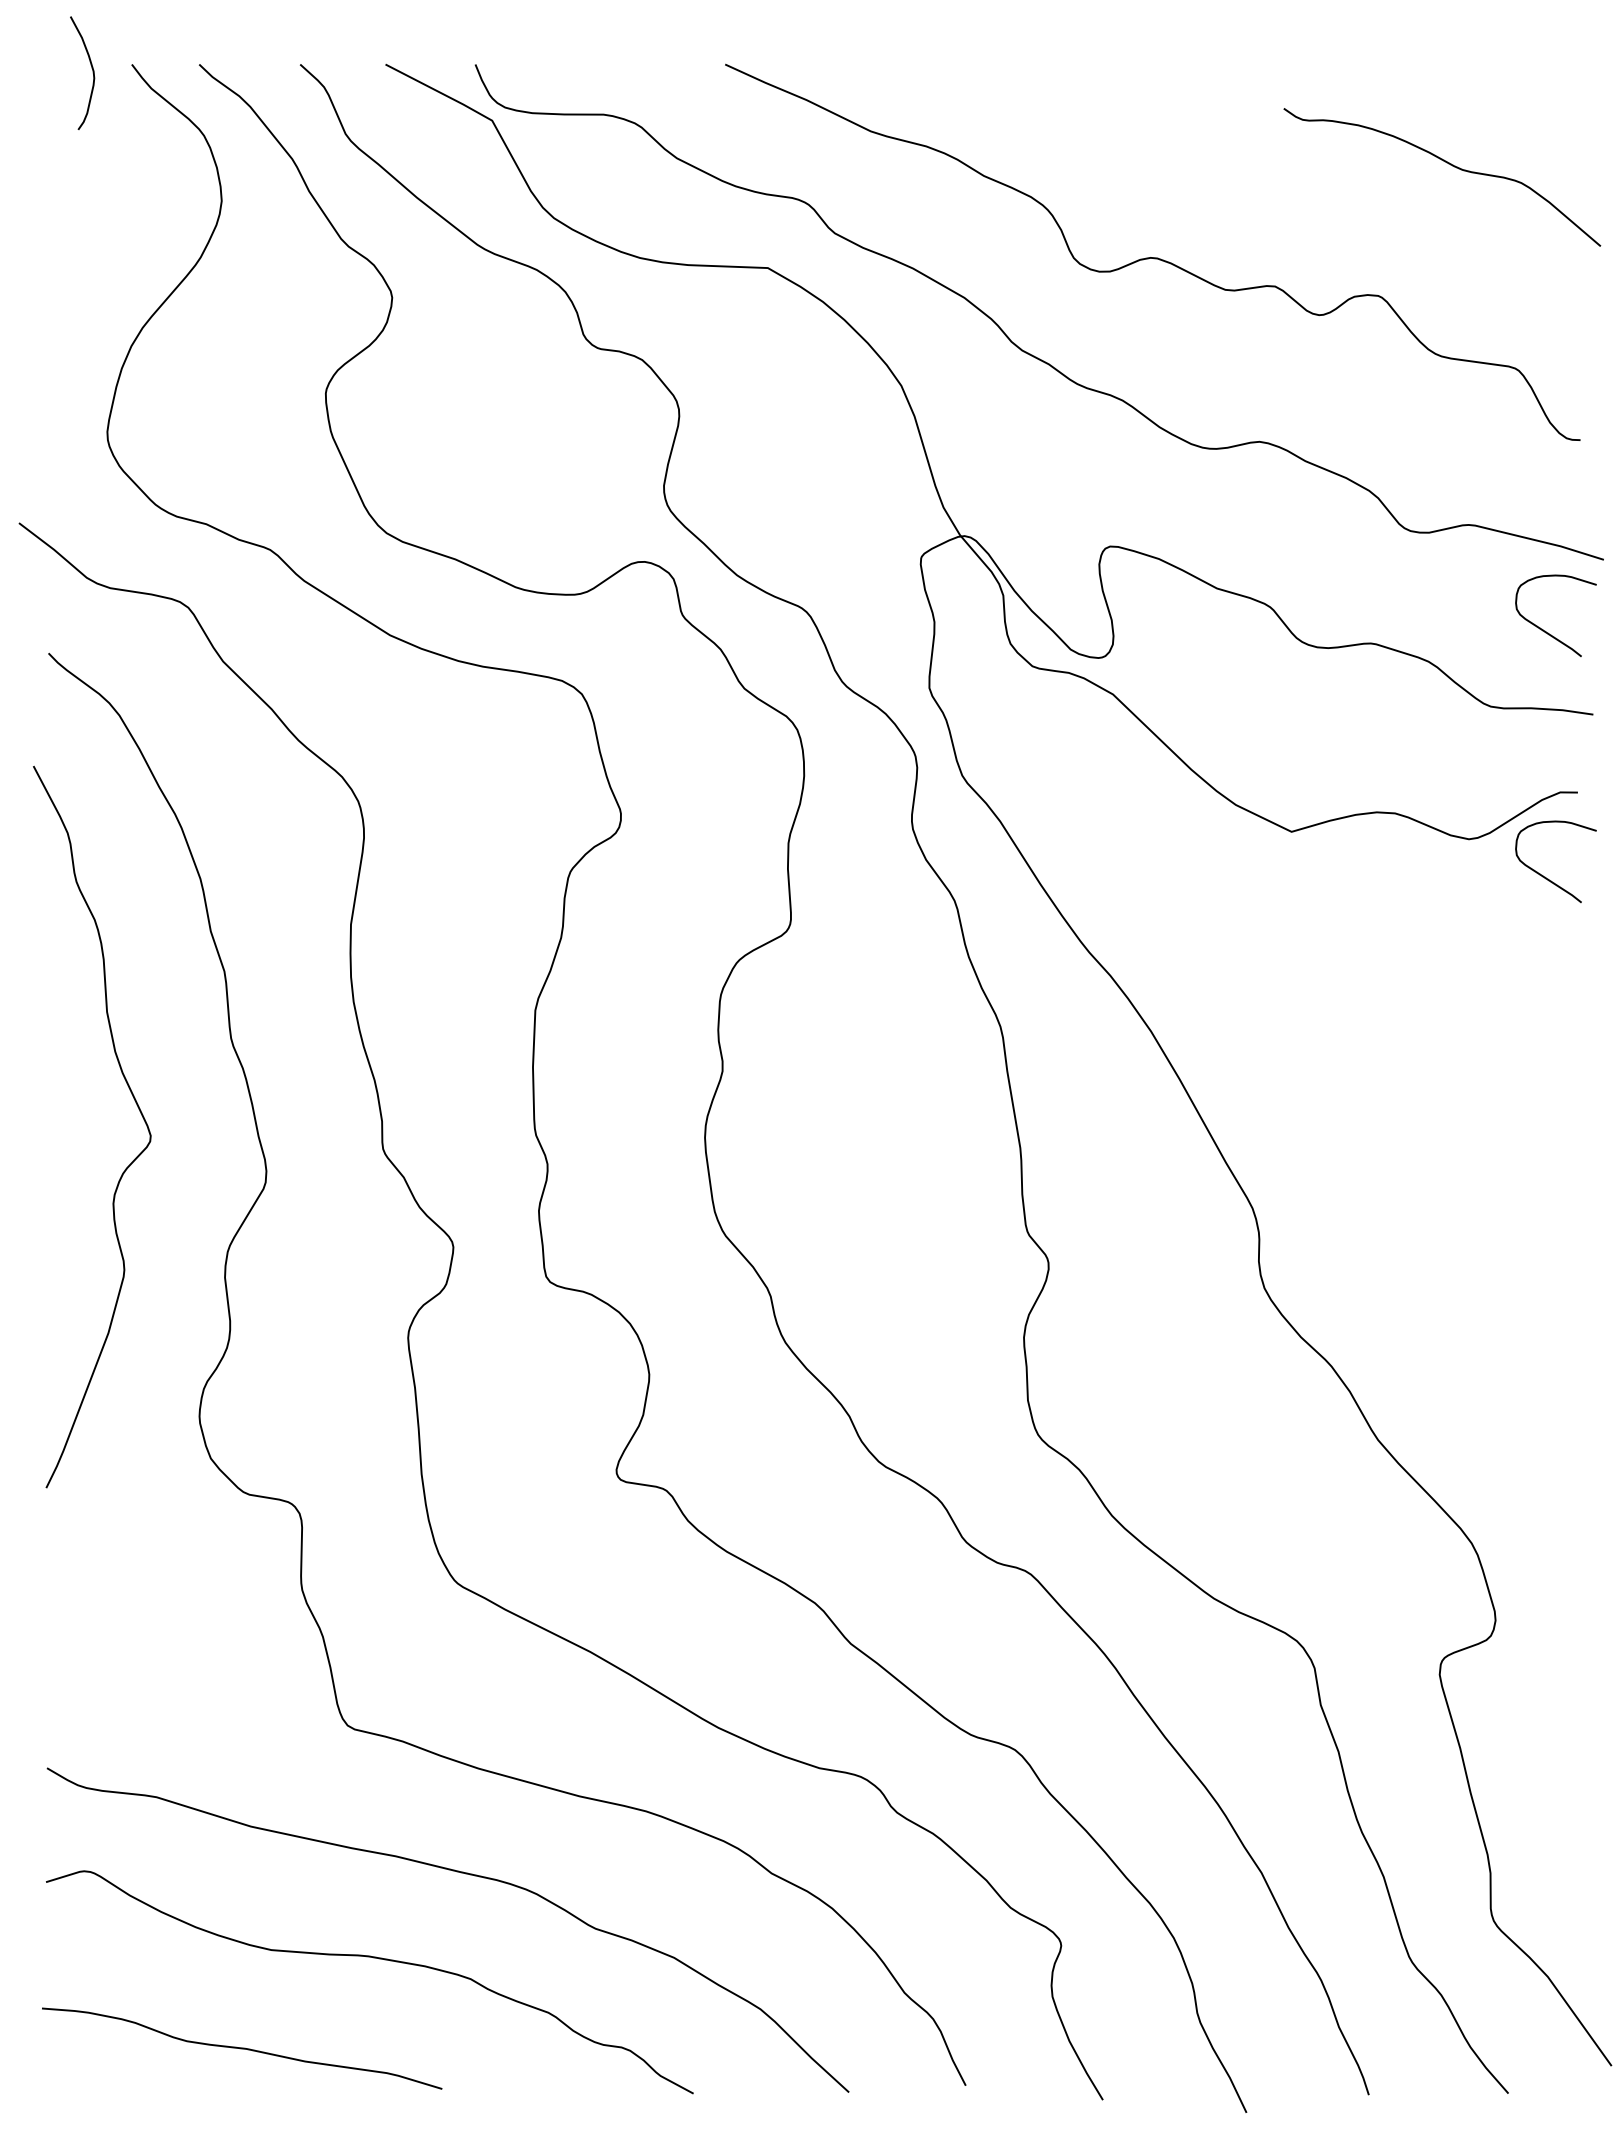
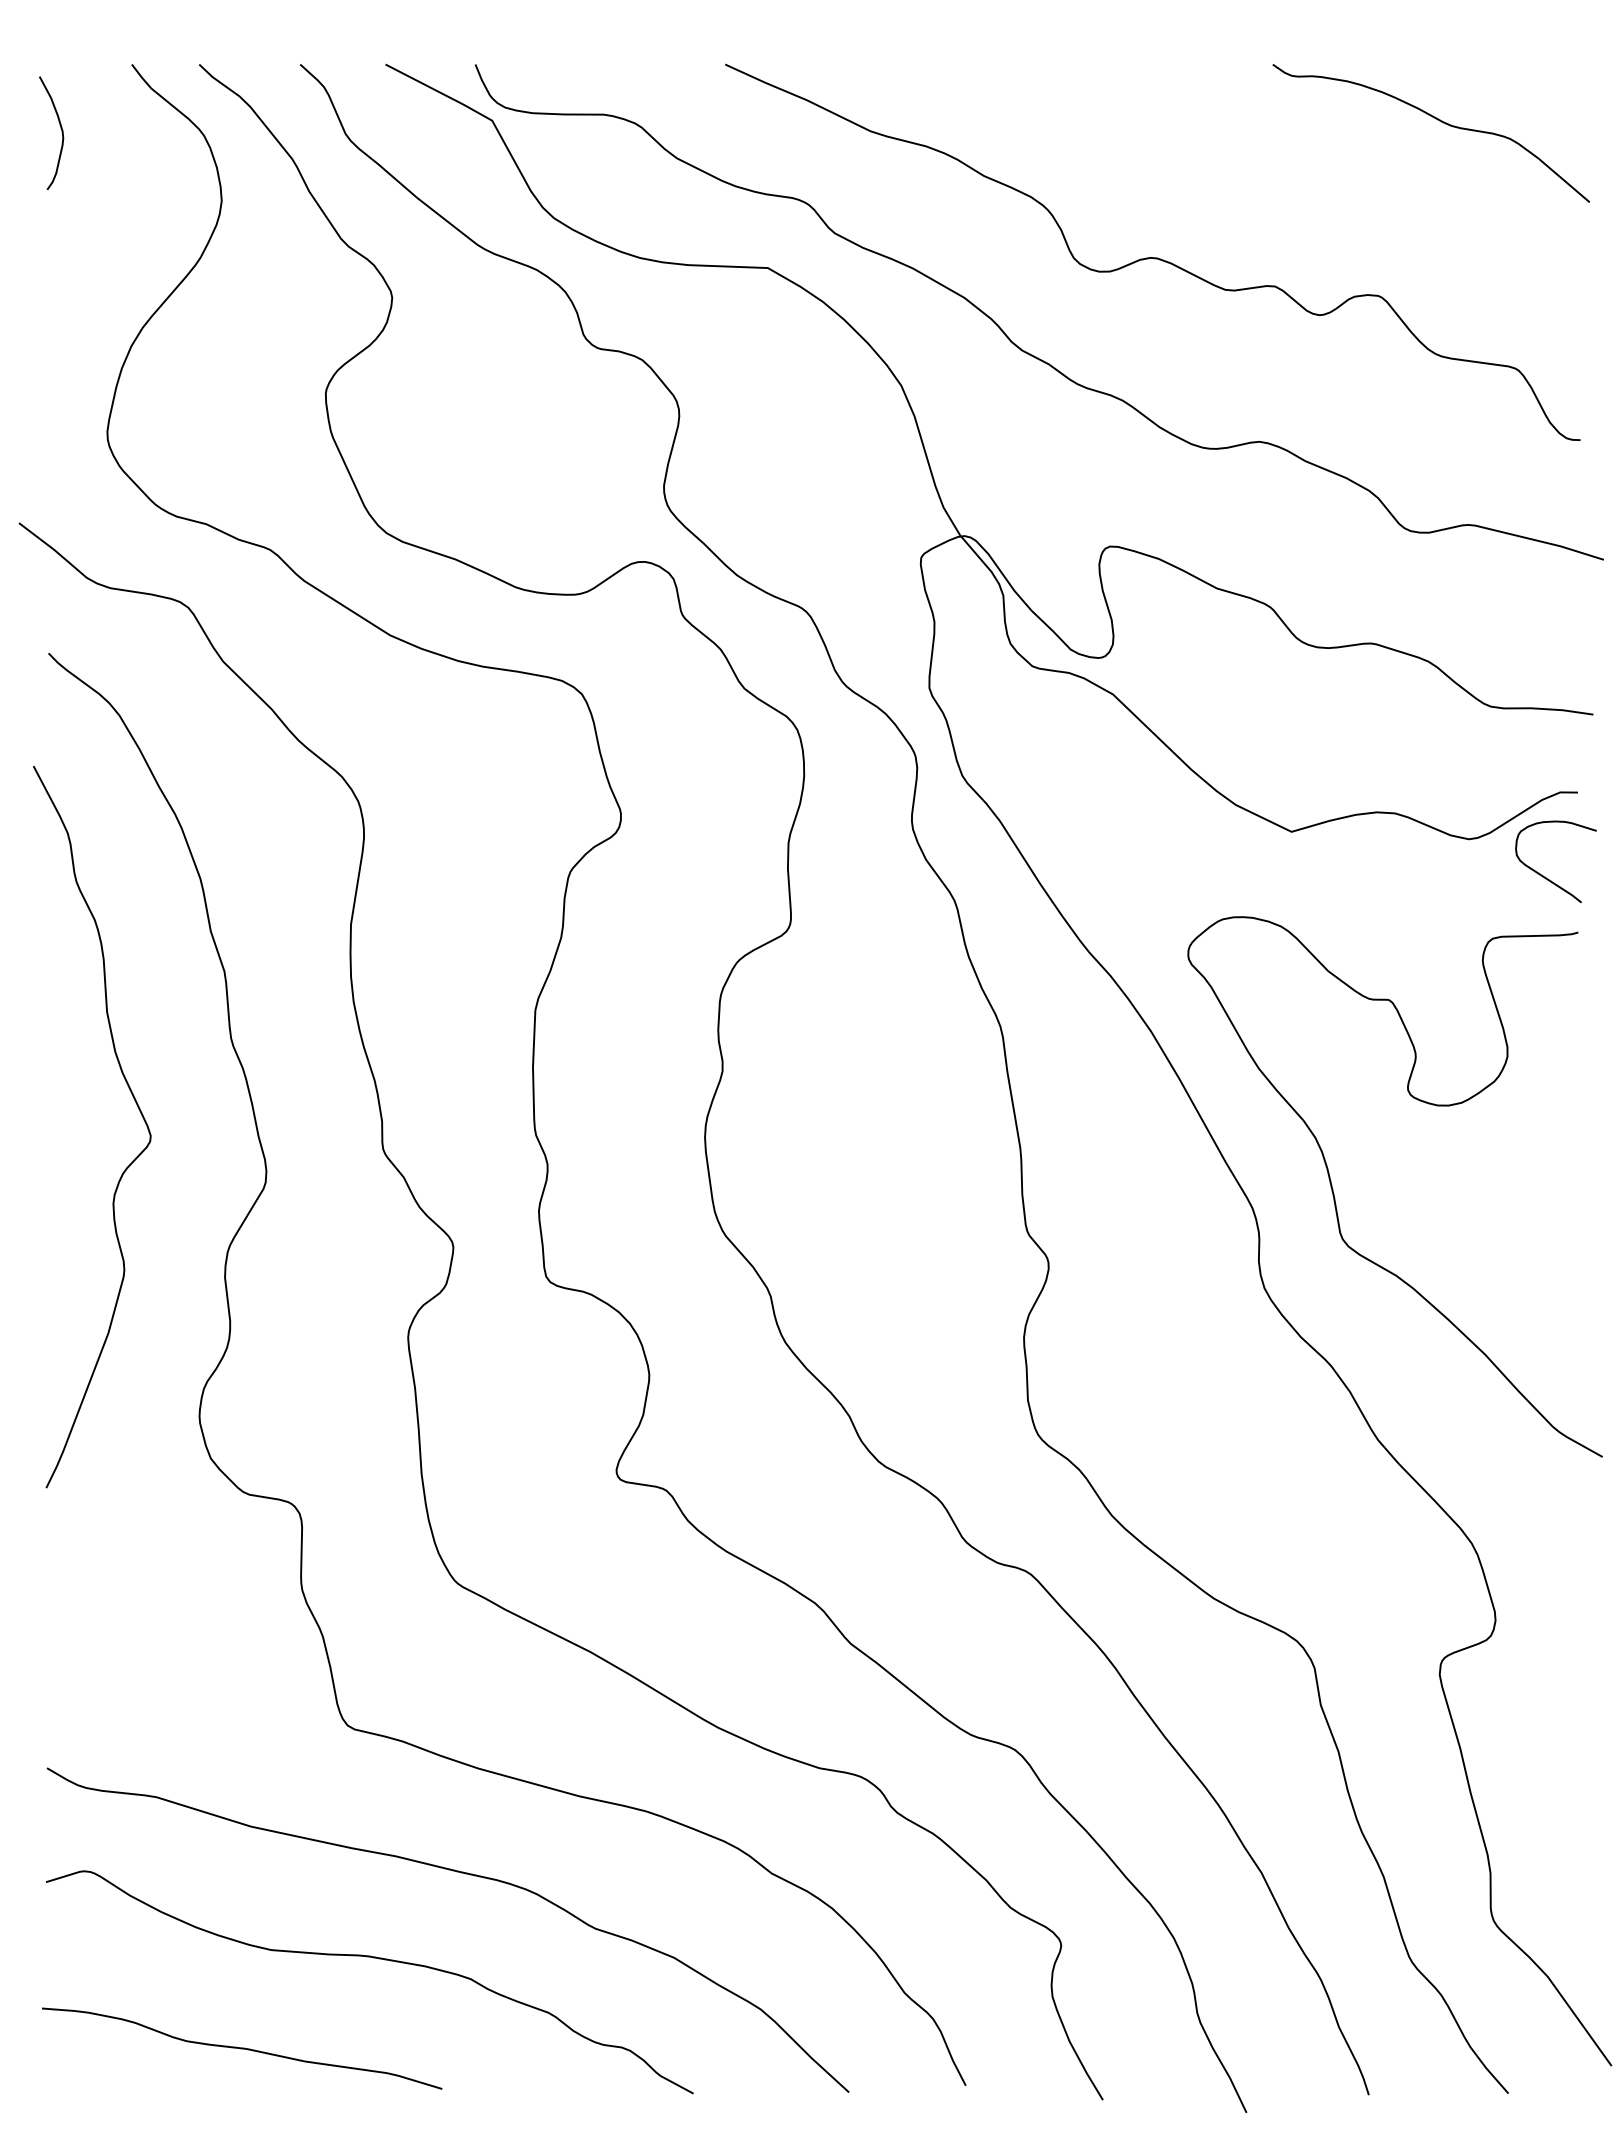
curve position: (91, 68) -> (60, 128) (60, 128)
curve position: (1448, 164) -> (1437, 120) (1437, 120)
curve: present -> none (1545, 630)
curve: none -> present (1335, 1198)
